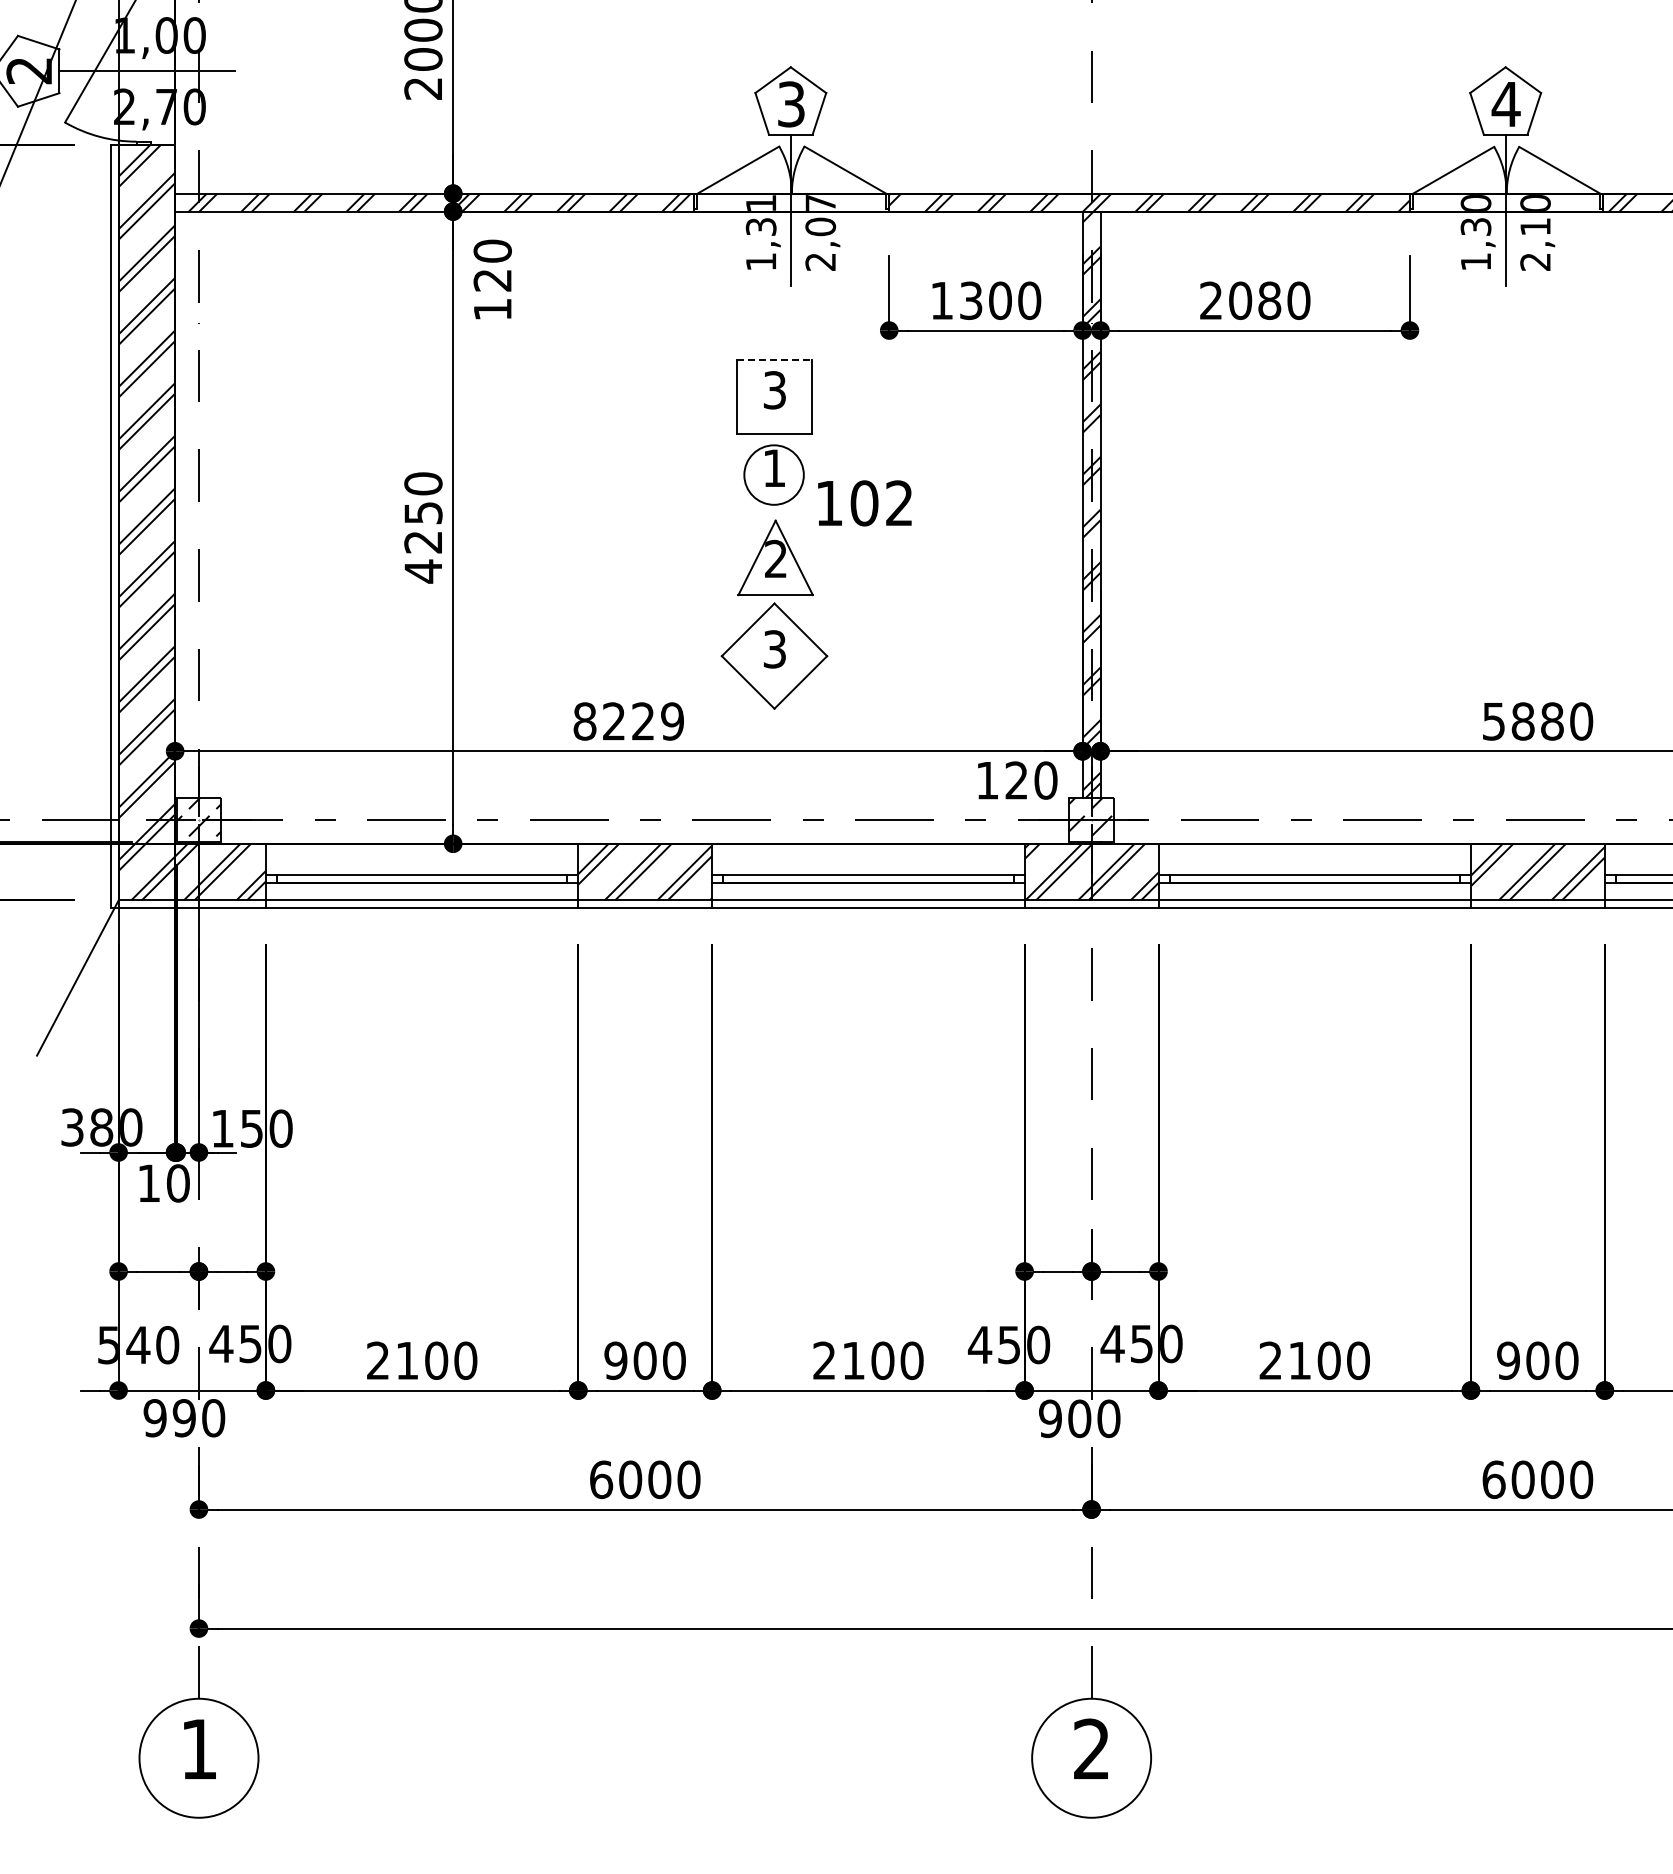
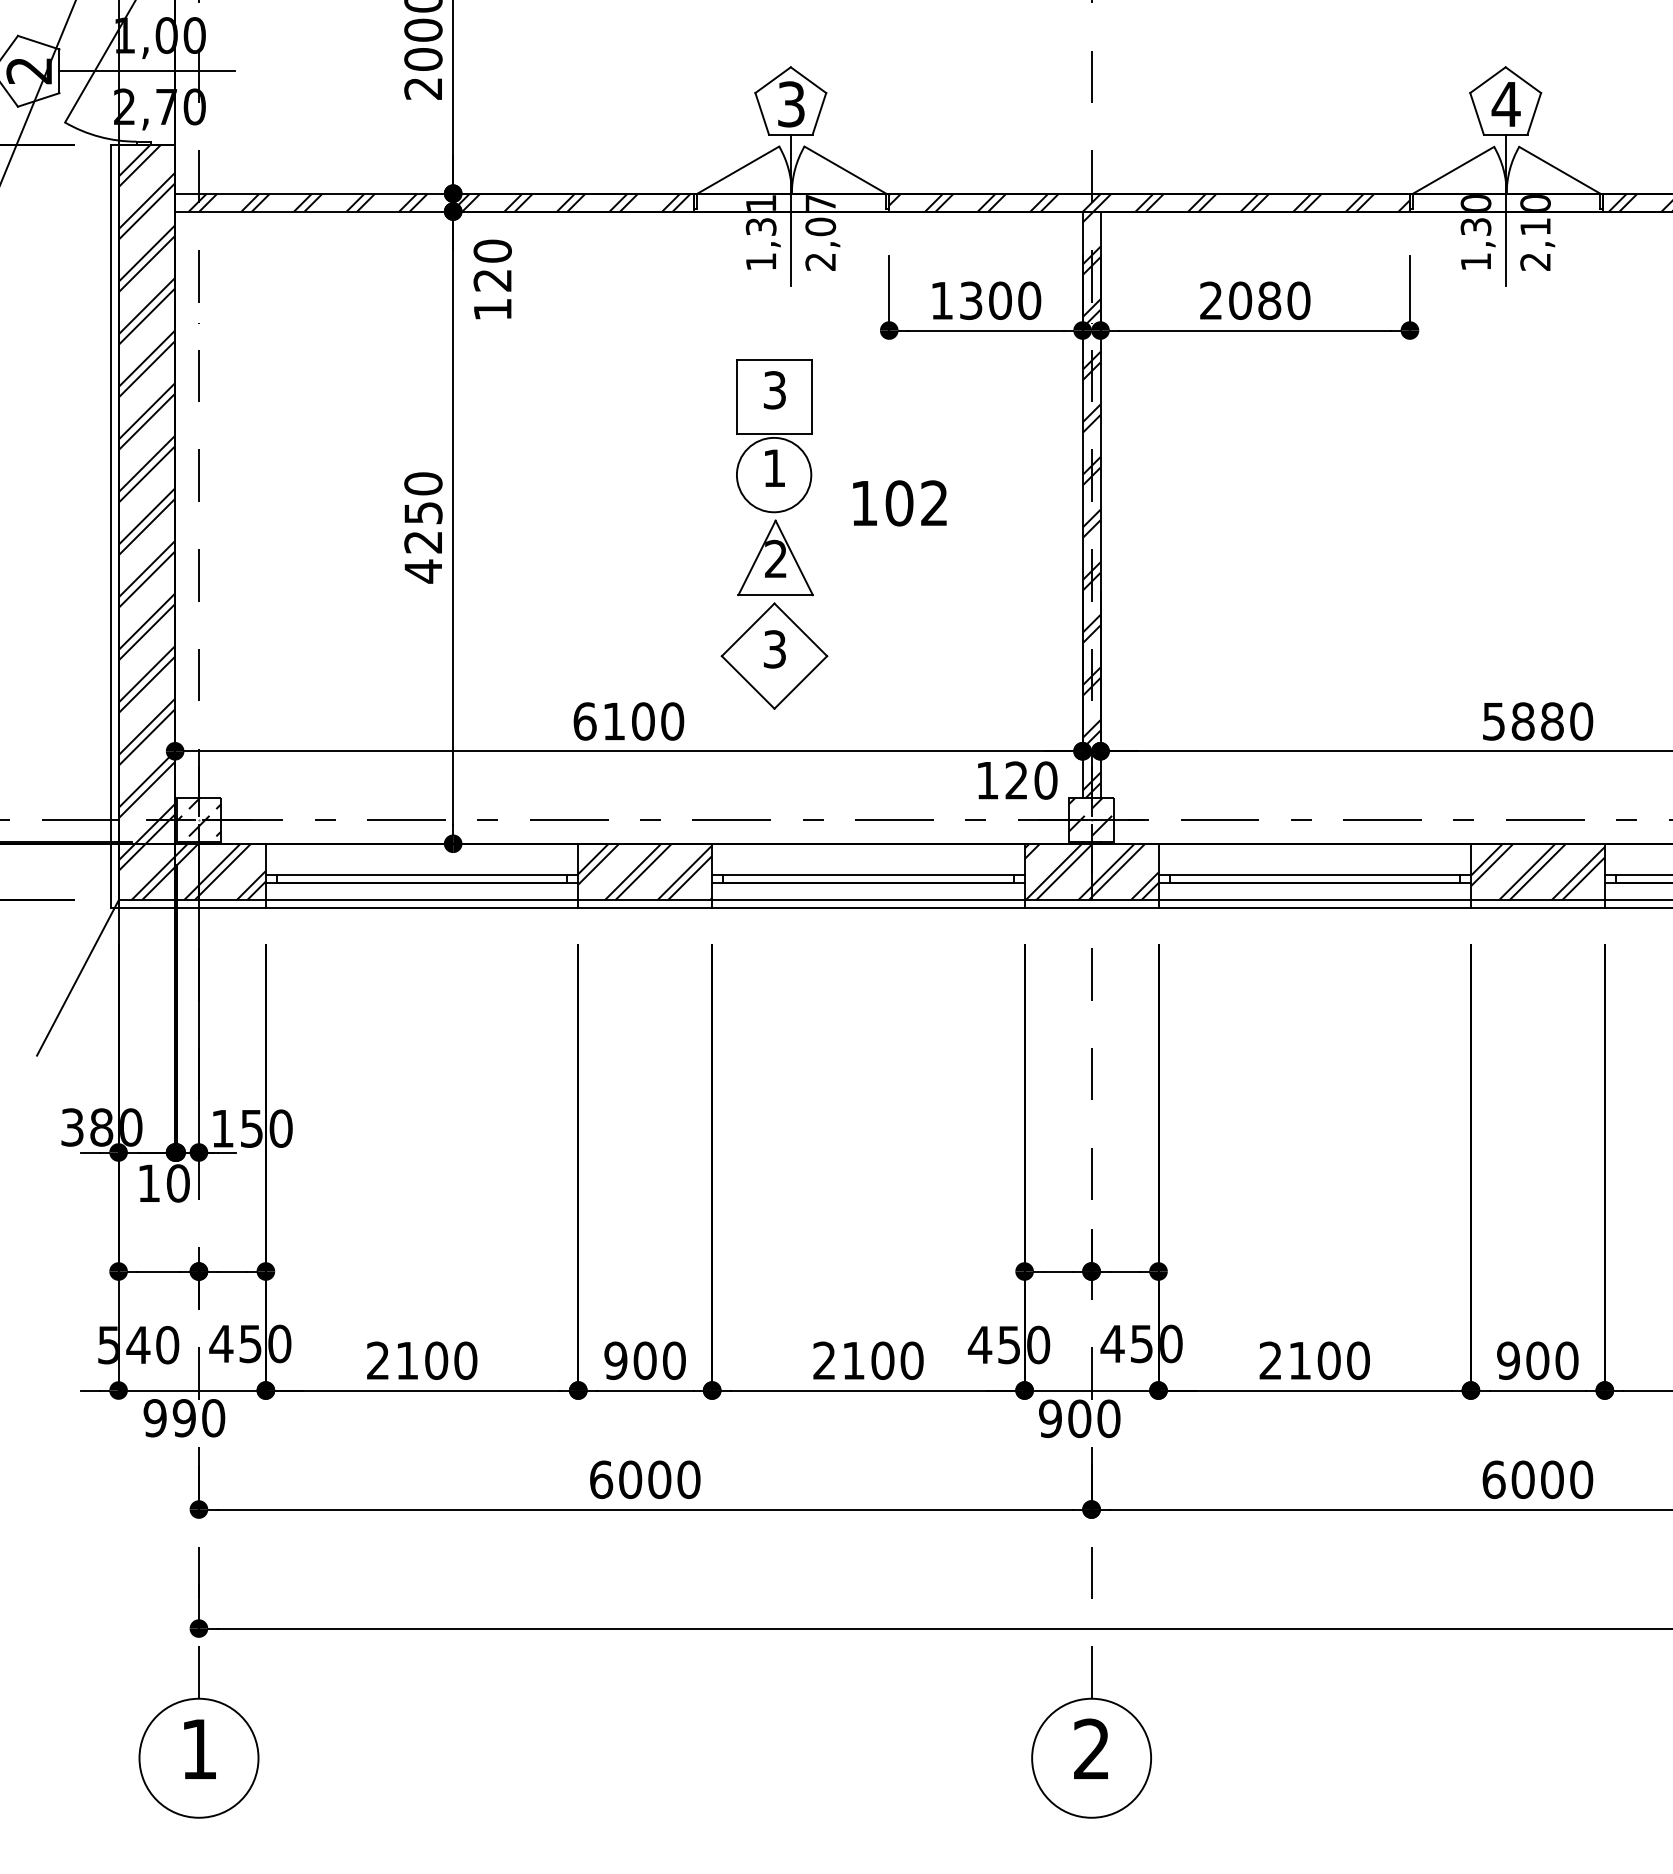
line: dashed -> solid (775, 359)
circle diameter: 60 px -> 74 px (773, 474)
text position: (864, 503) -> (899, 503) (899, 503)
text: 8229 -> 6100 (628, 721)
